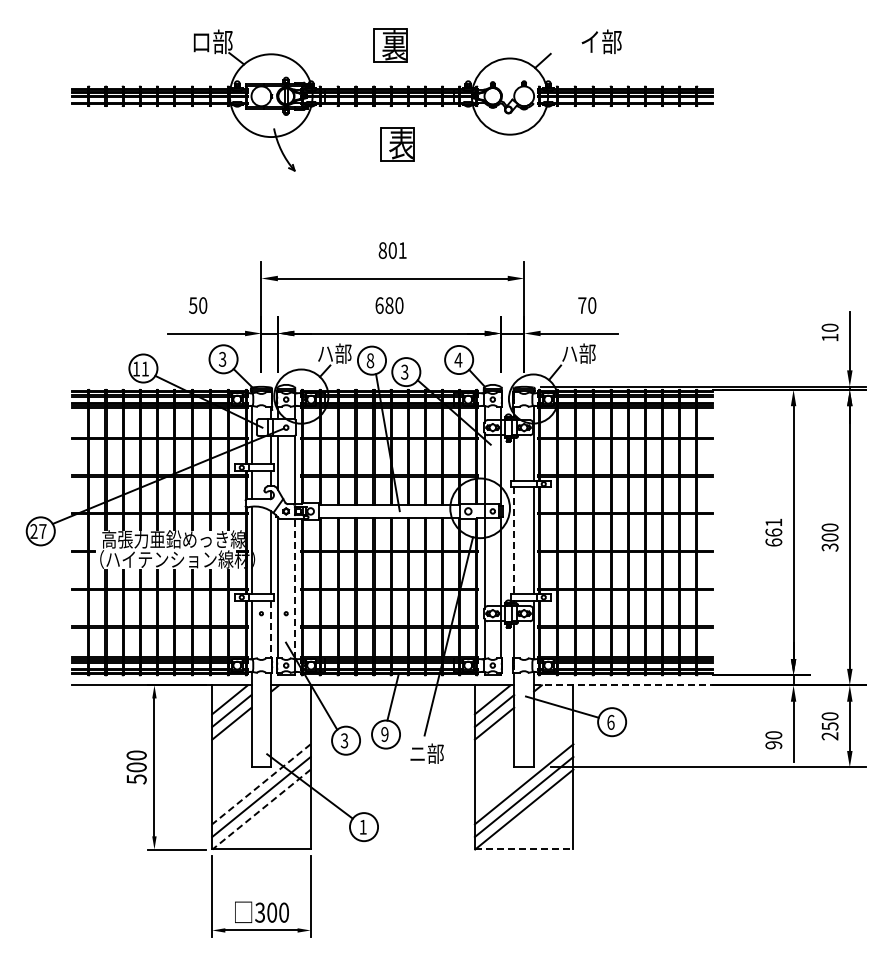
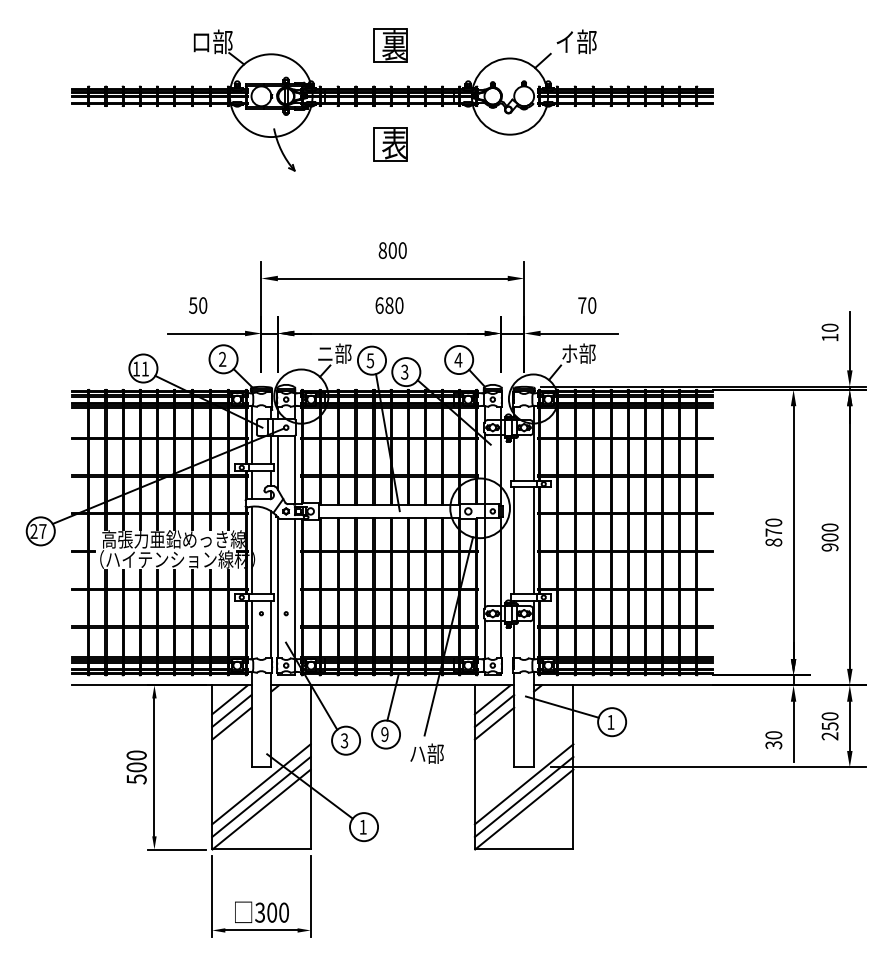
text position: (601, 41) -> (576, 41) (576, 41)
part position: (397, 144) -> (390, 144) (390, 144)
text: 801 -> 800 (402, 250)
text: ハ部 -> ニ部 (325, 353)
text: ハ部 -> ホ部 (569, 353)
text: 3 -> 2 (222, 359)
text: 8 -> 5 (370, 360)
text: 661 -> 870 (773, 532)
line: dashed -> solid (514, 541)
text: 300 -> 900 (830, 547)
line: dashed -> solid (294, 588)
line: dashed -> solid (271, 629)
line: dashed -> solid (623, 685)
text: 6 -> 1 (610, 721)
text: 90 -> 30 (773, 745)
text: ニ部 -> ハ部 (417, 753)
line: dashed -> solid (261, 784)
line: dashed -> solid (261, 809)
line: dashed -> solid (524, 849)
